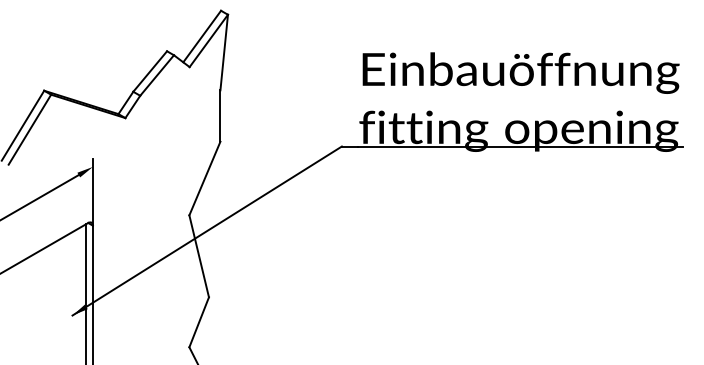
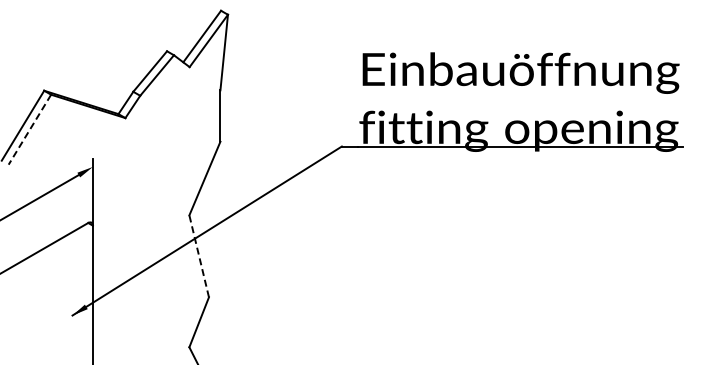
line: solid -> dashed (29, 129)
line: solid -> dashed (199, 255)
line: present -> none (85, 292)
